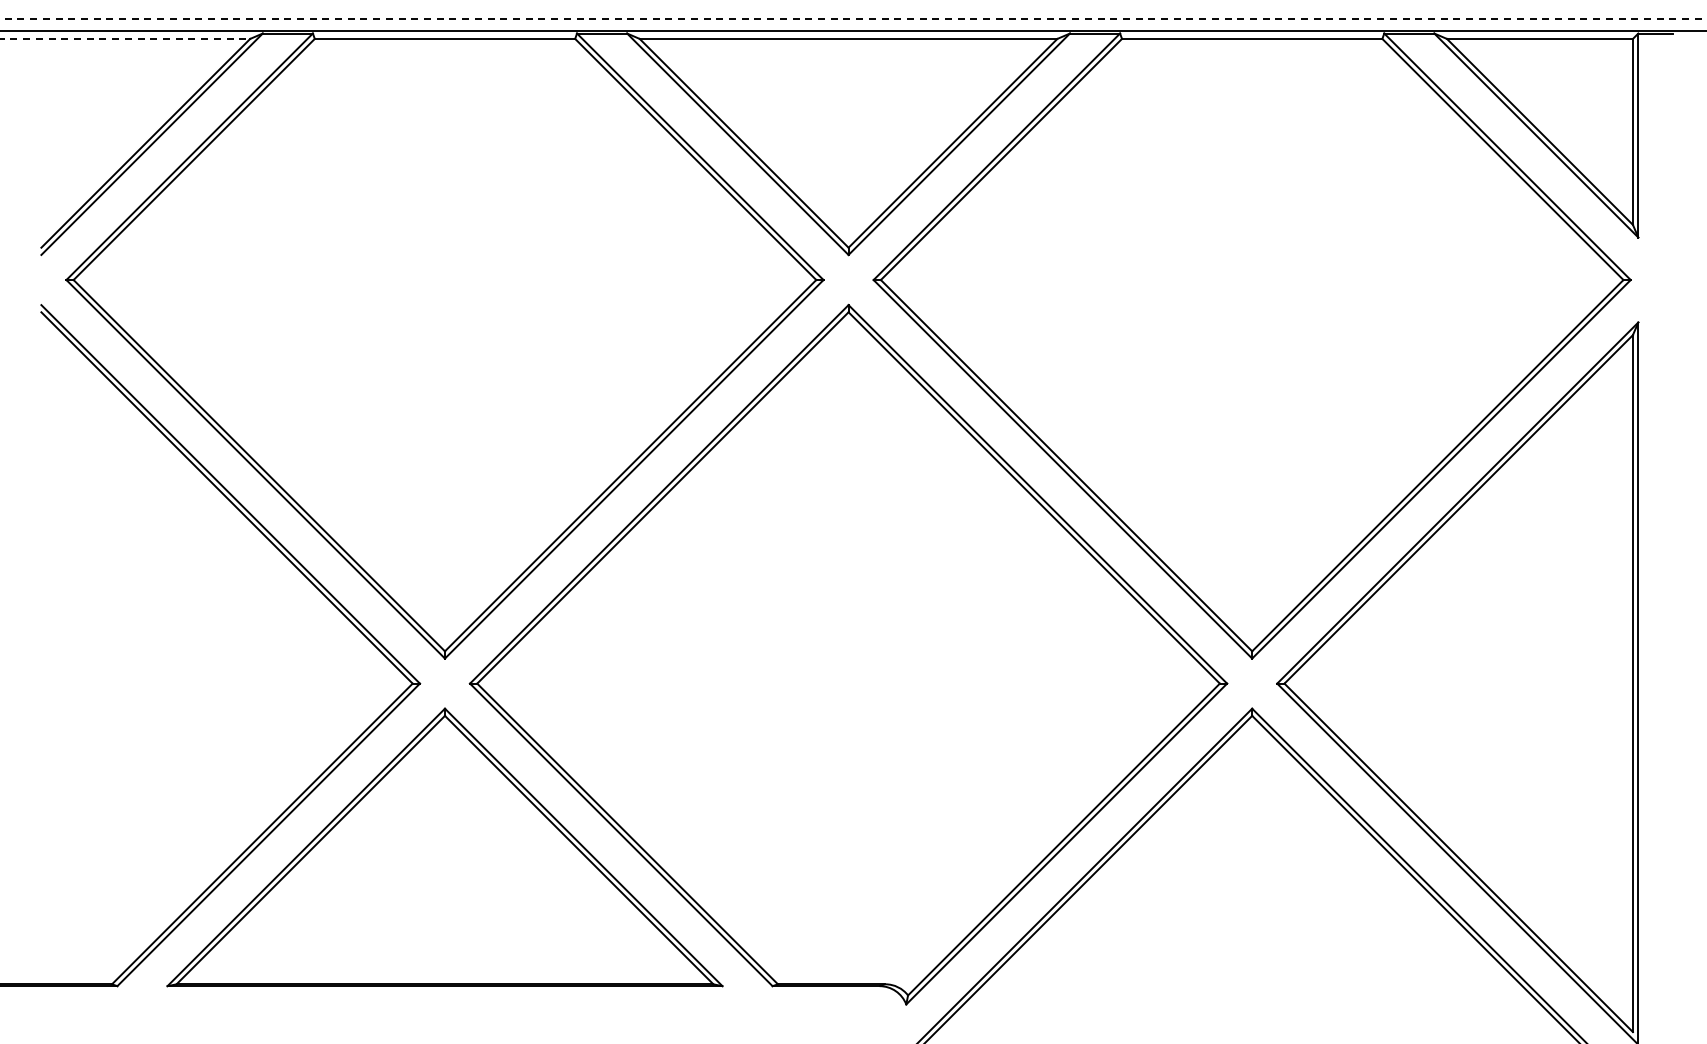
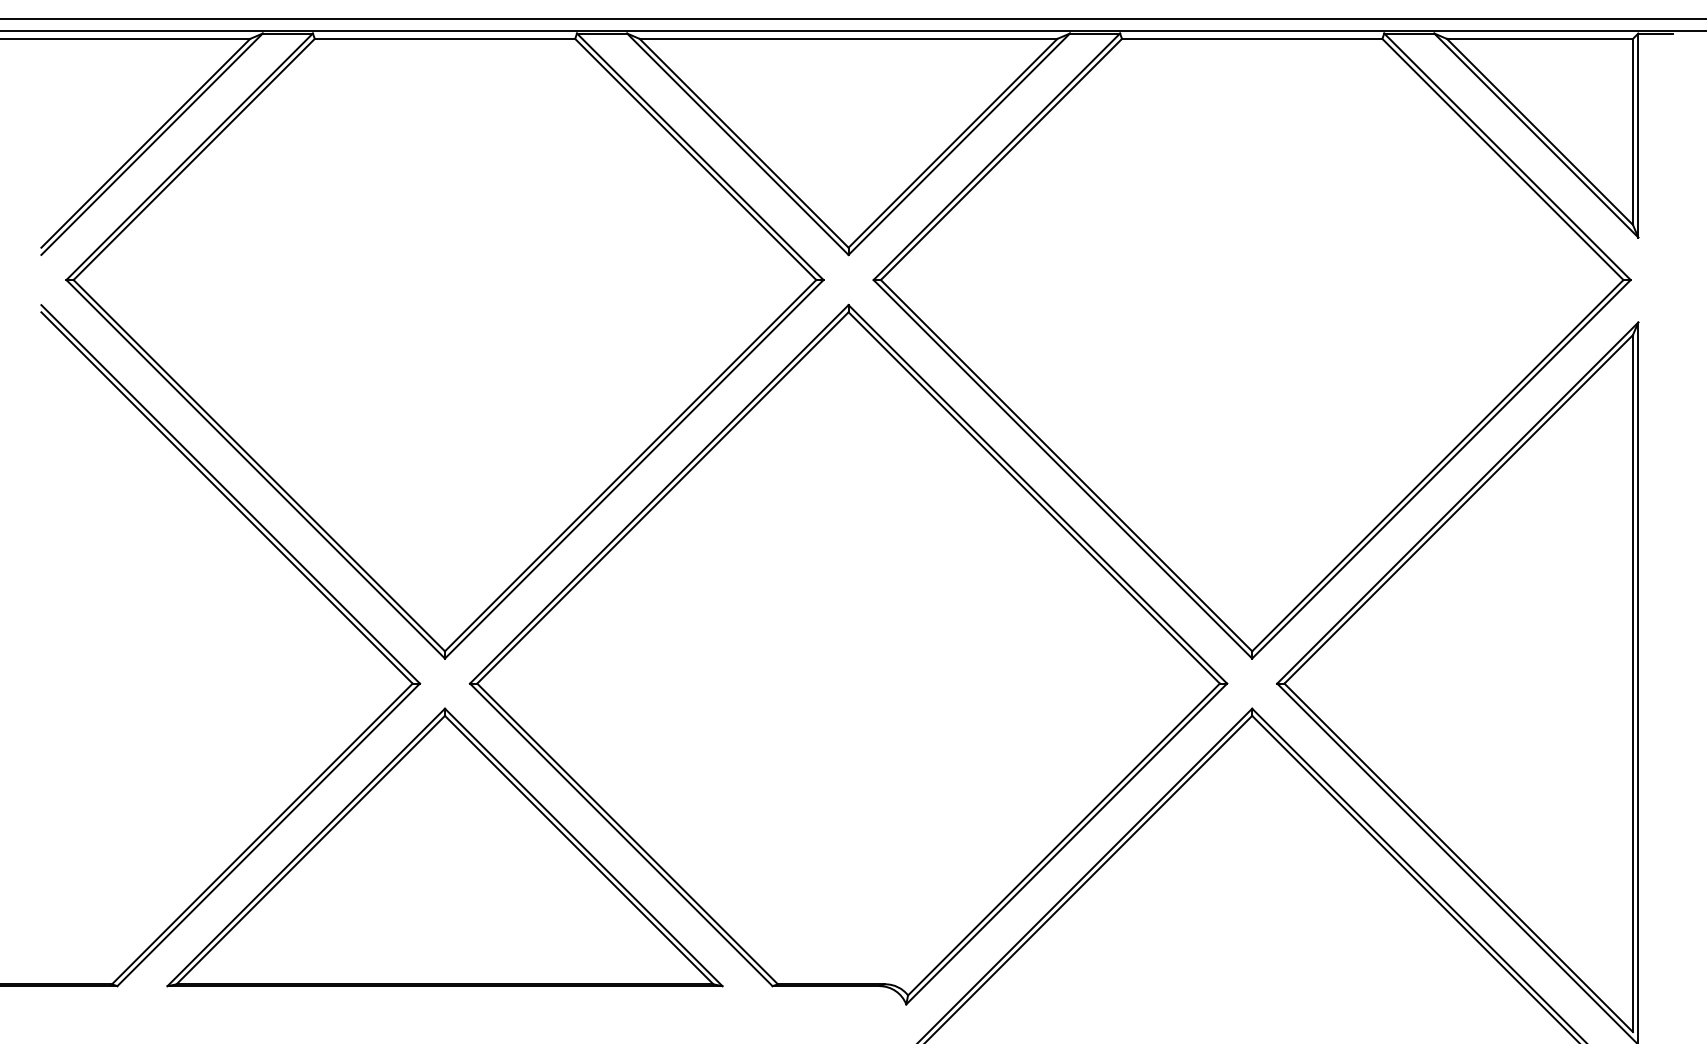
line: dashed -> solid (852, 18)
line: dashed -> solid (125, 38)
